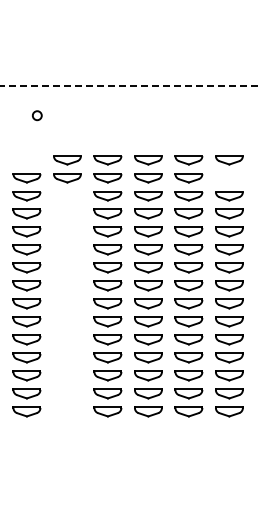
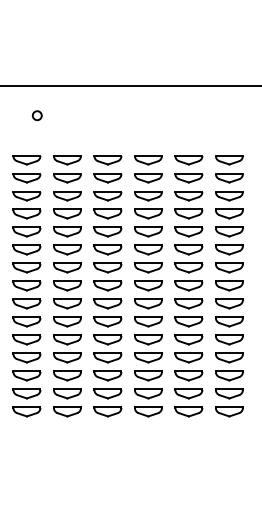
line: dashed -> solid (130, 86)
part: none -> present (26, 160)
part: none -> present (229, 178)
part: none -> present (67, 304)
